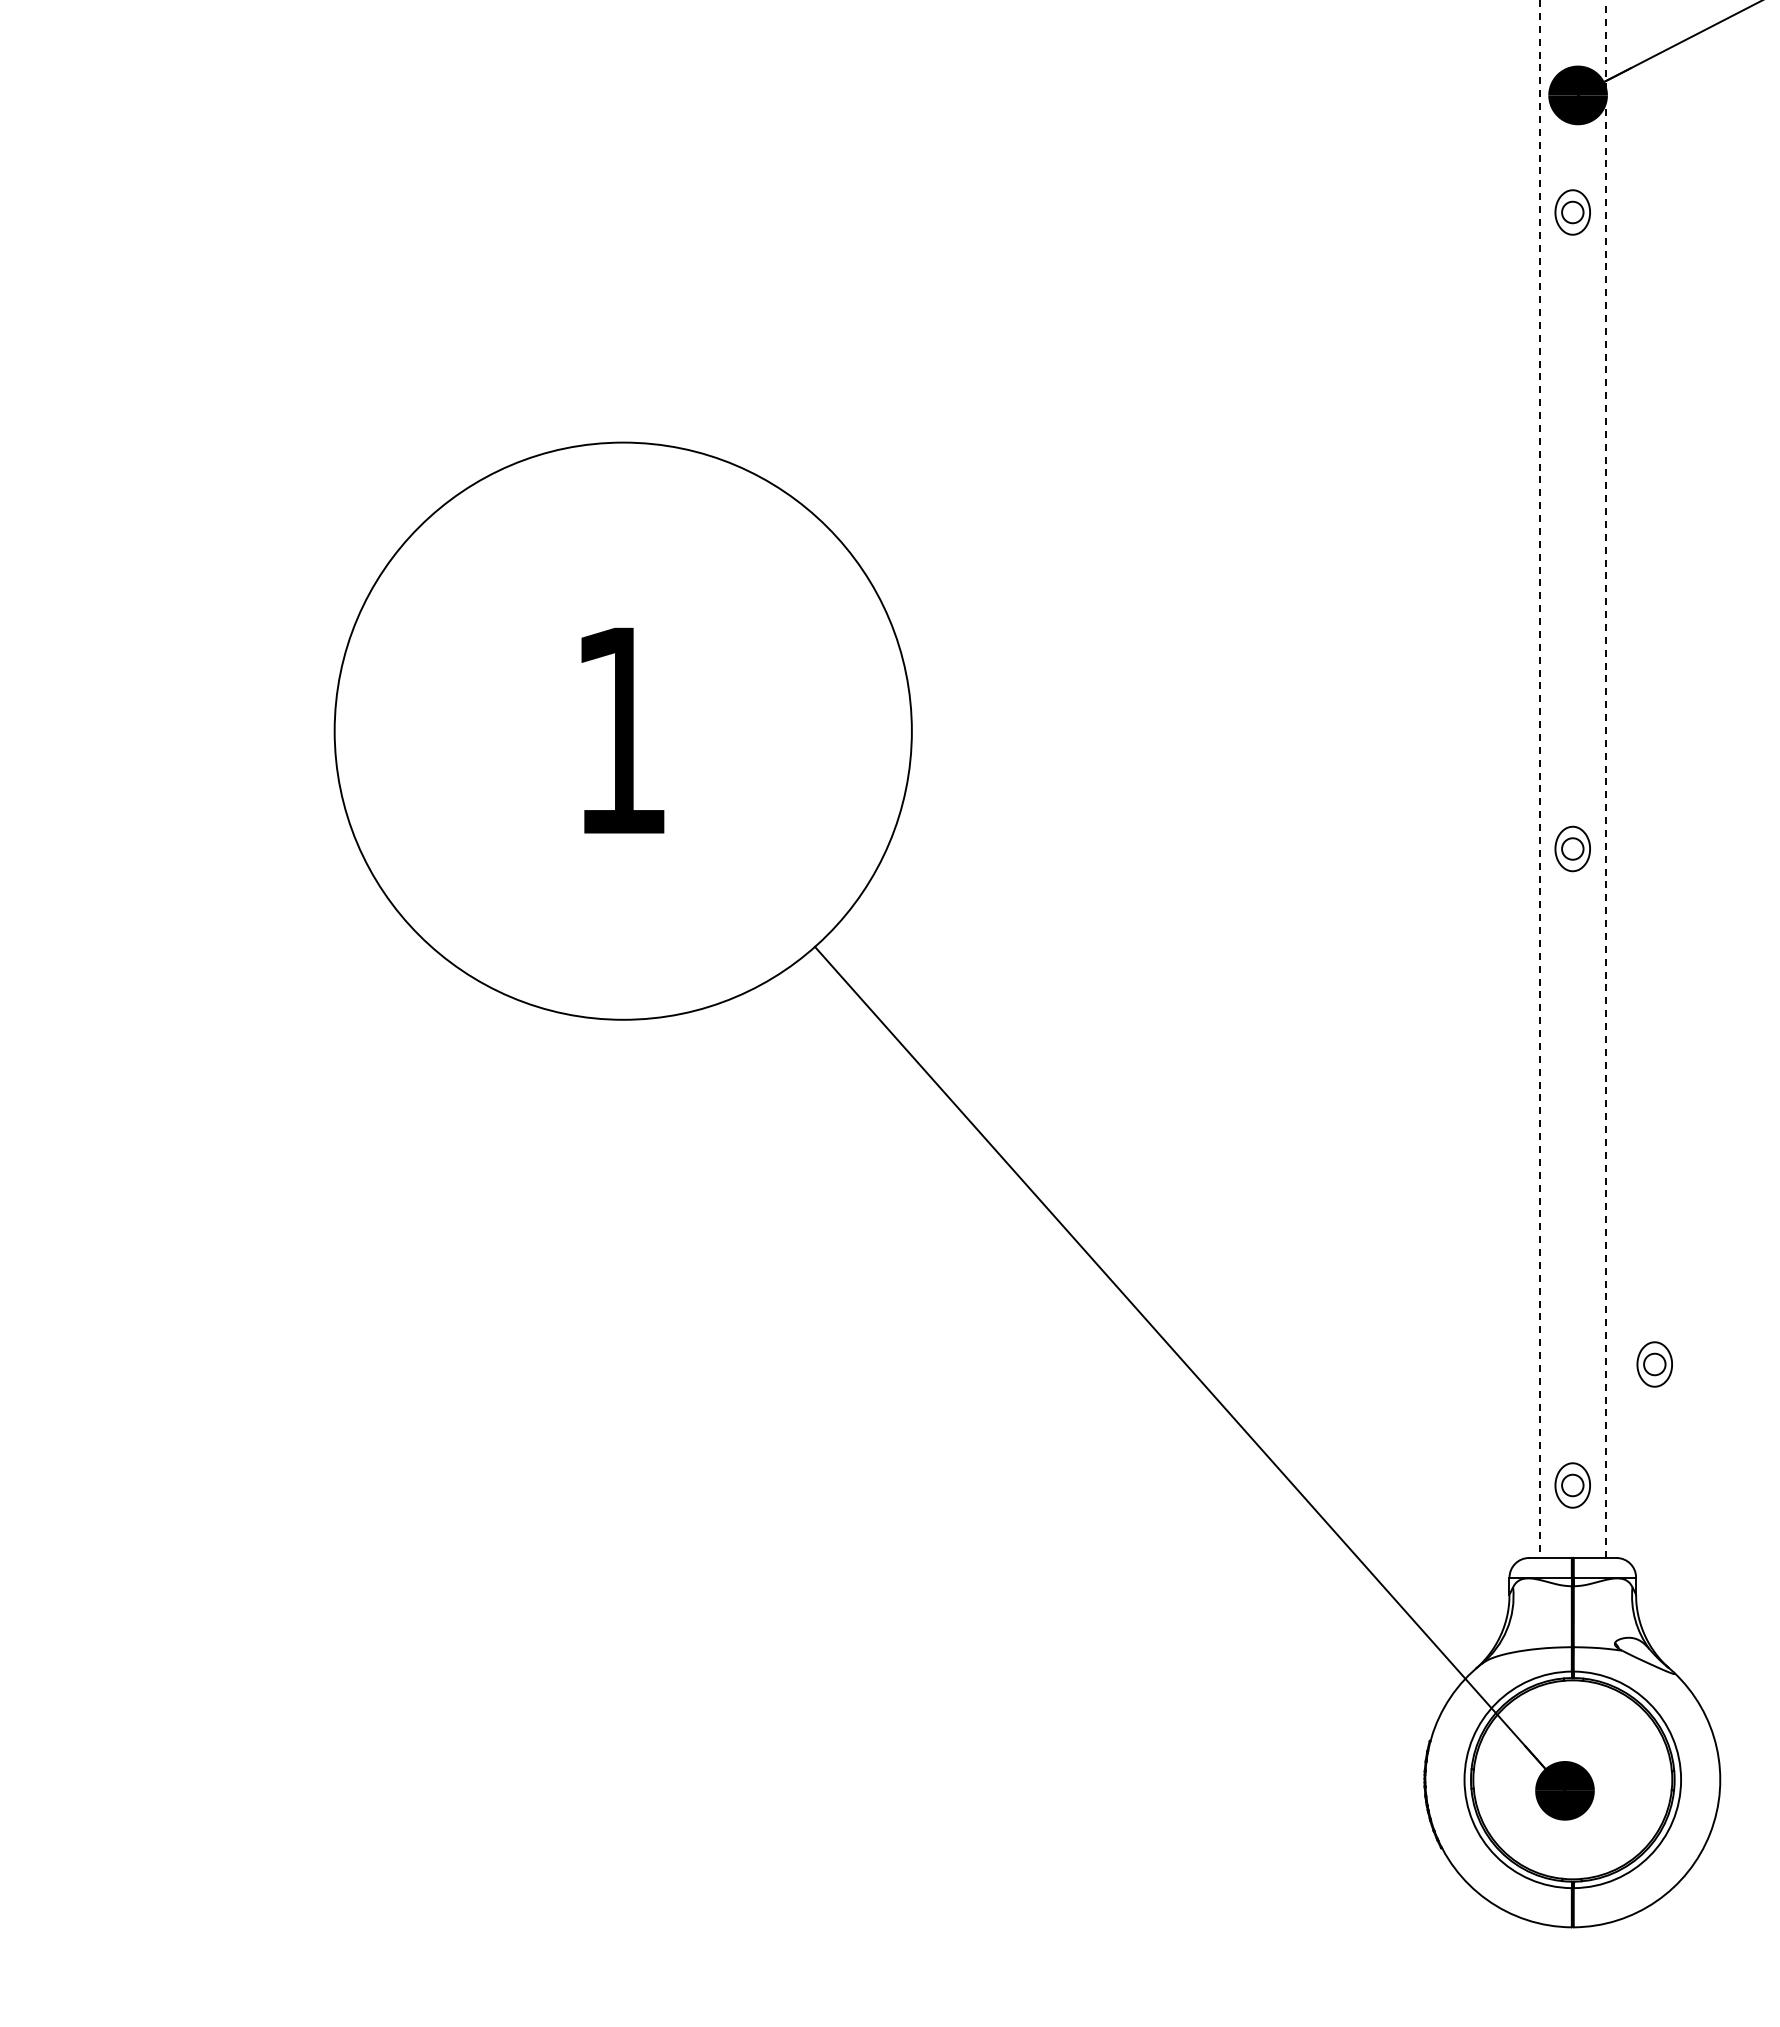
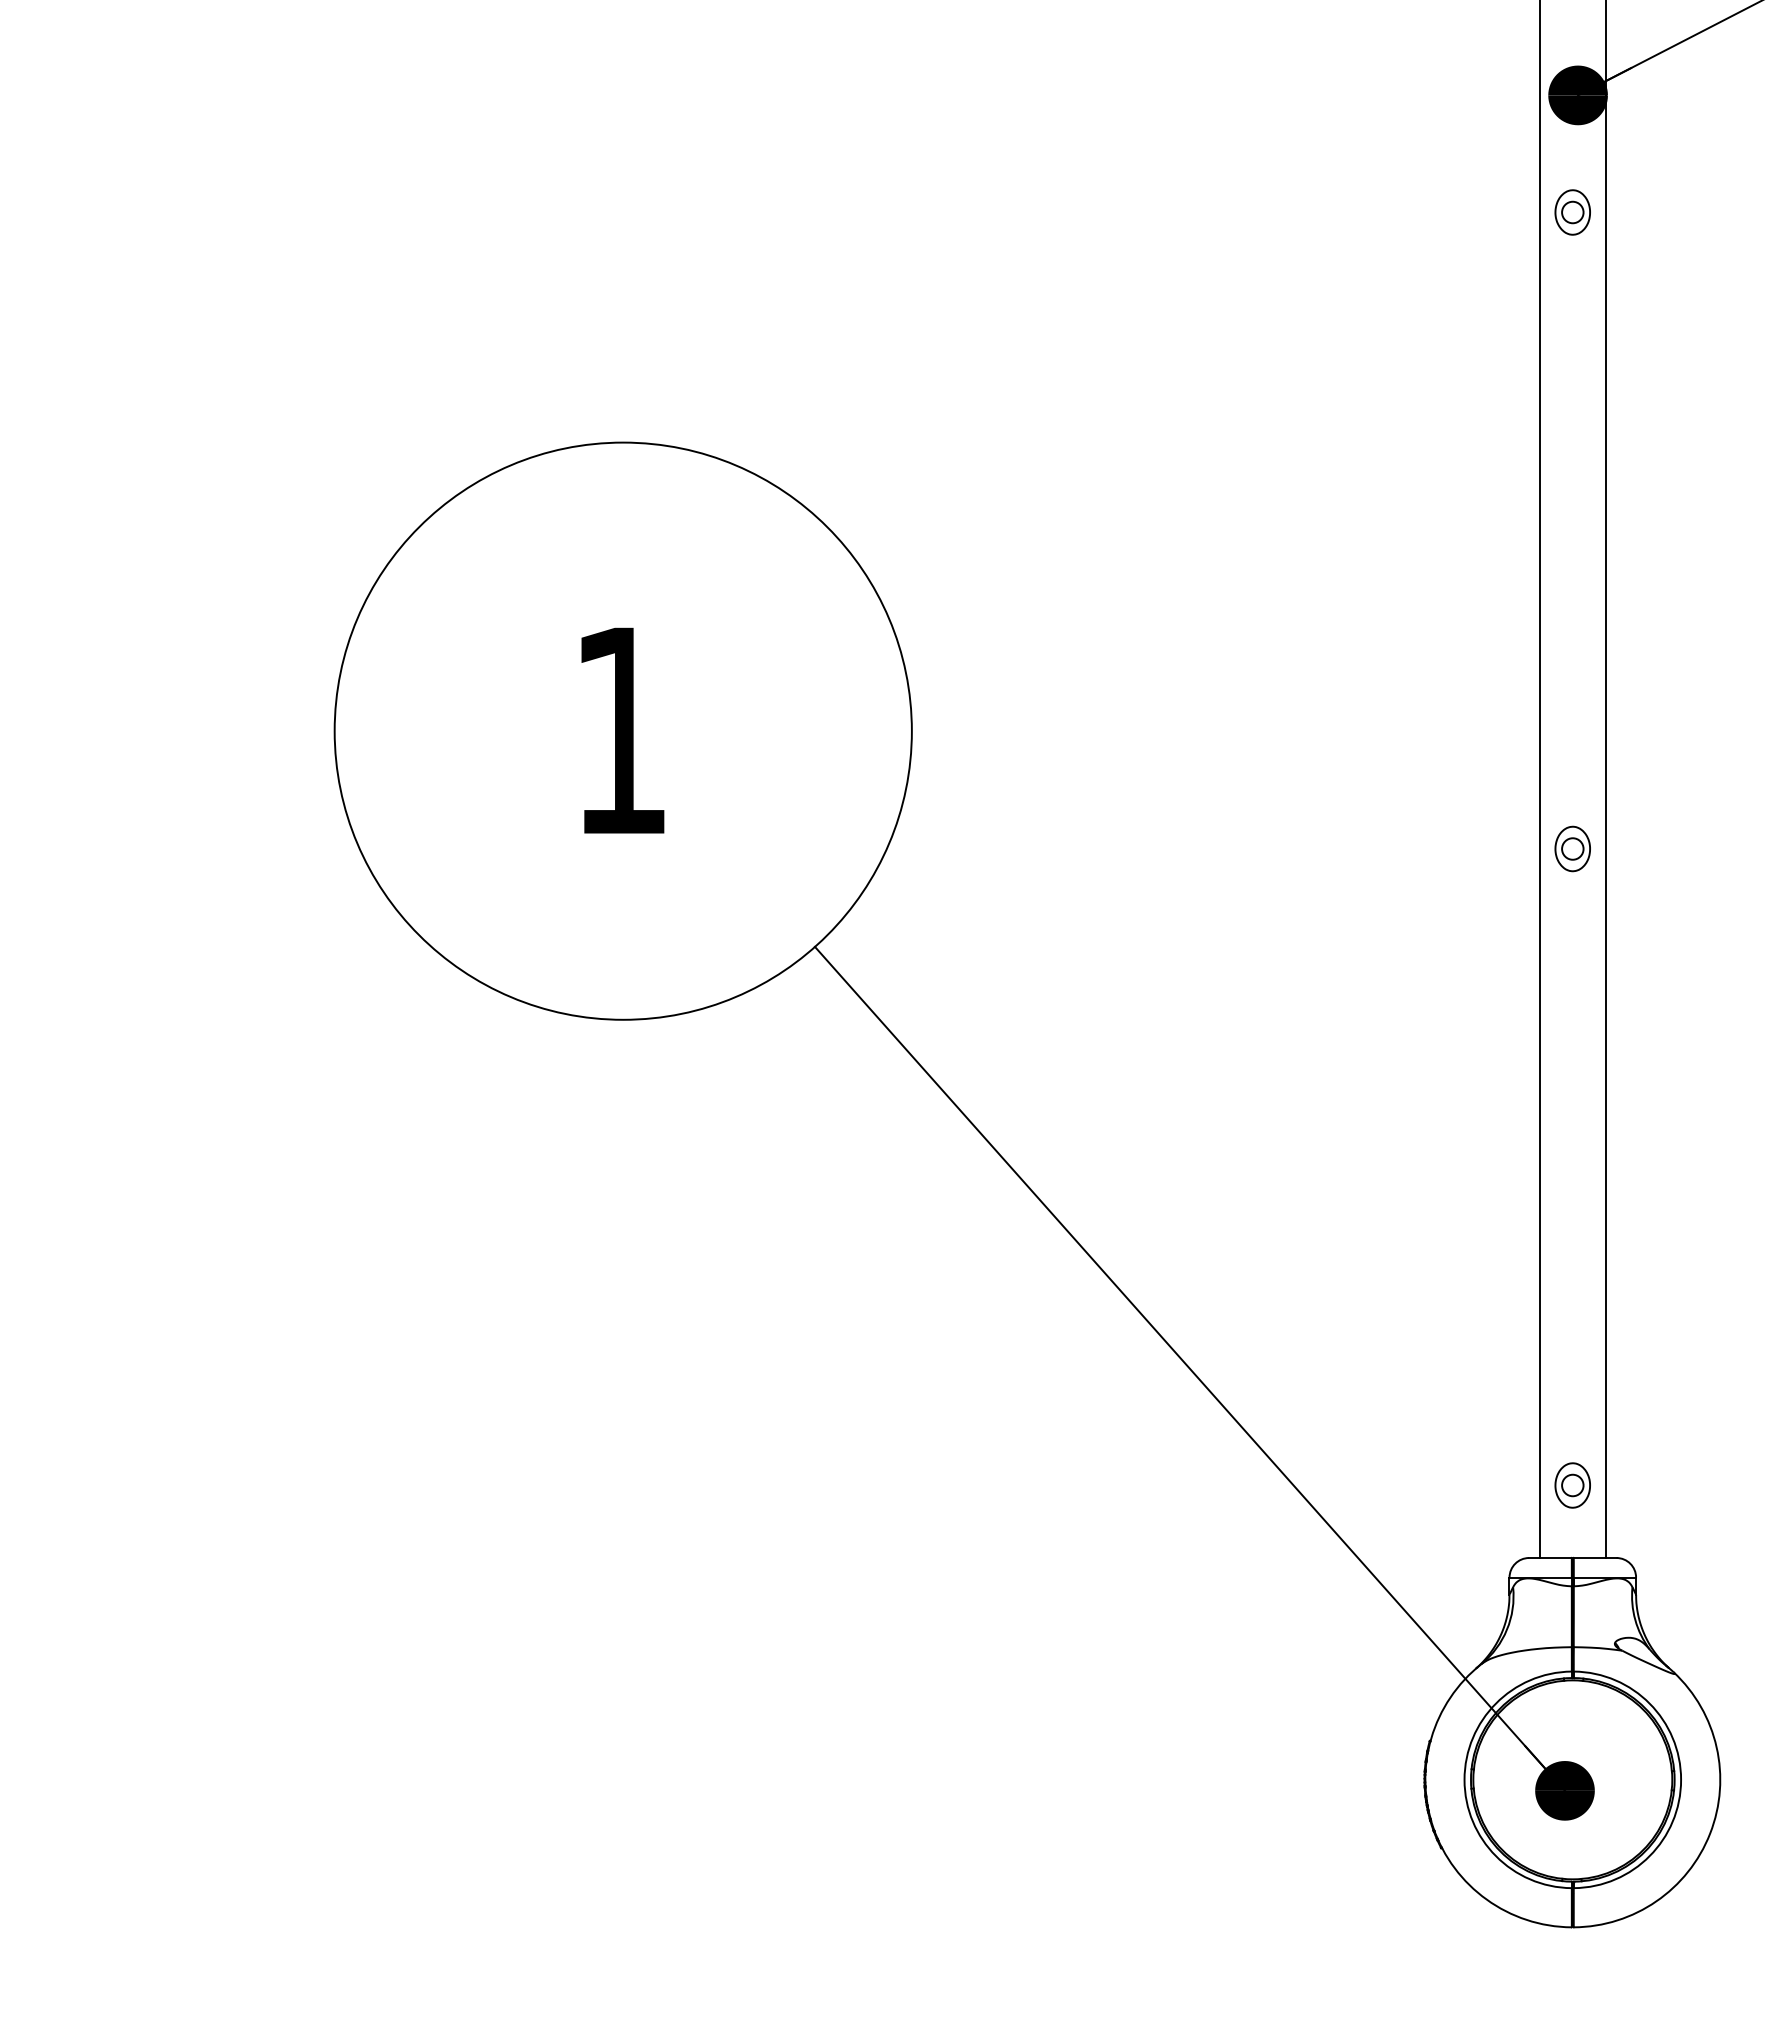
line: dashed -> solid (1539, 779)
line: dashed -> solid (1605, 779)
part: present -> none (1654, 1364)
